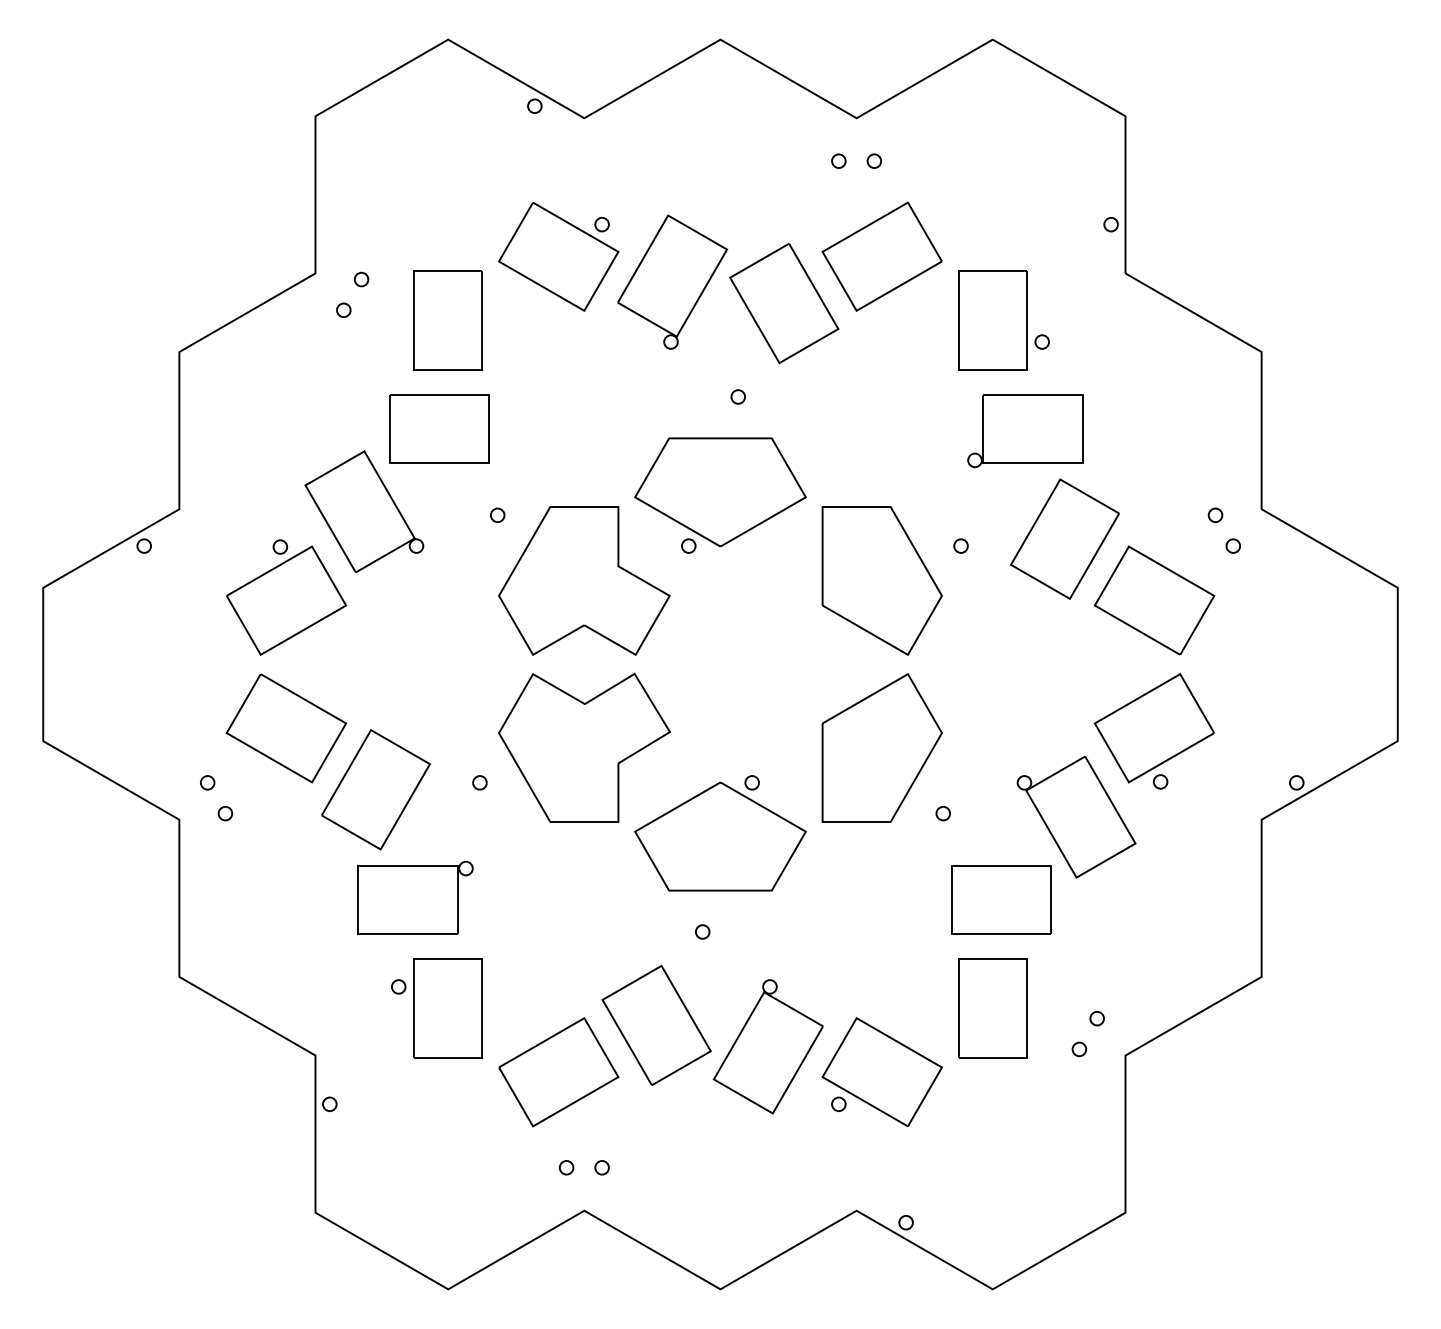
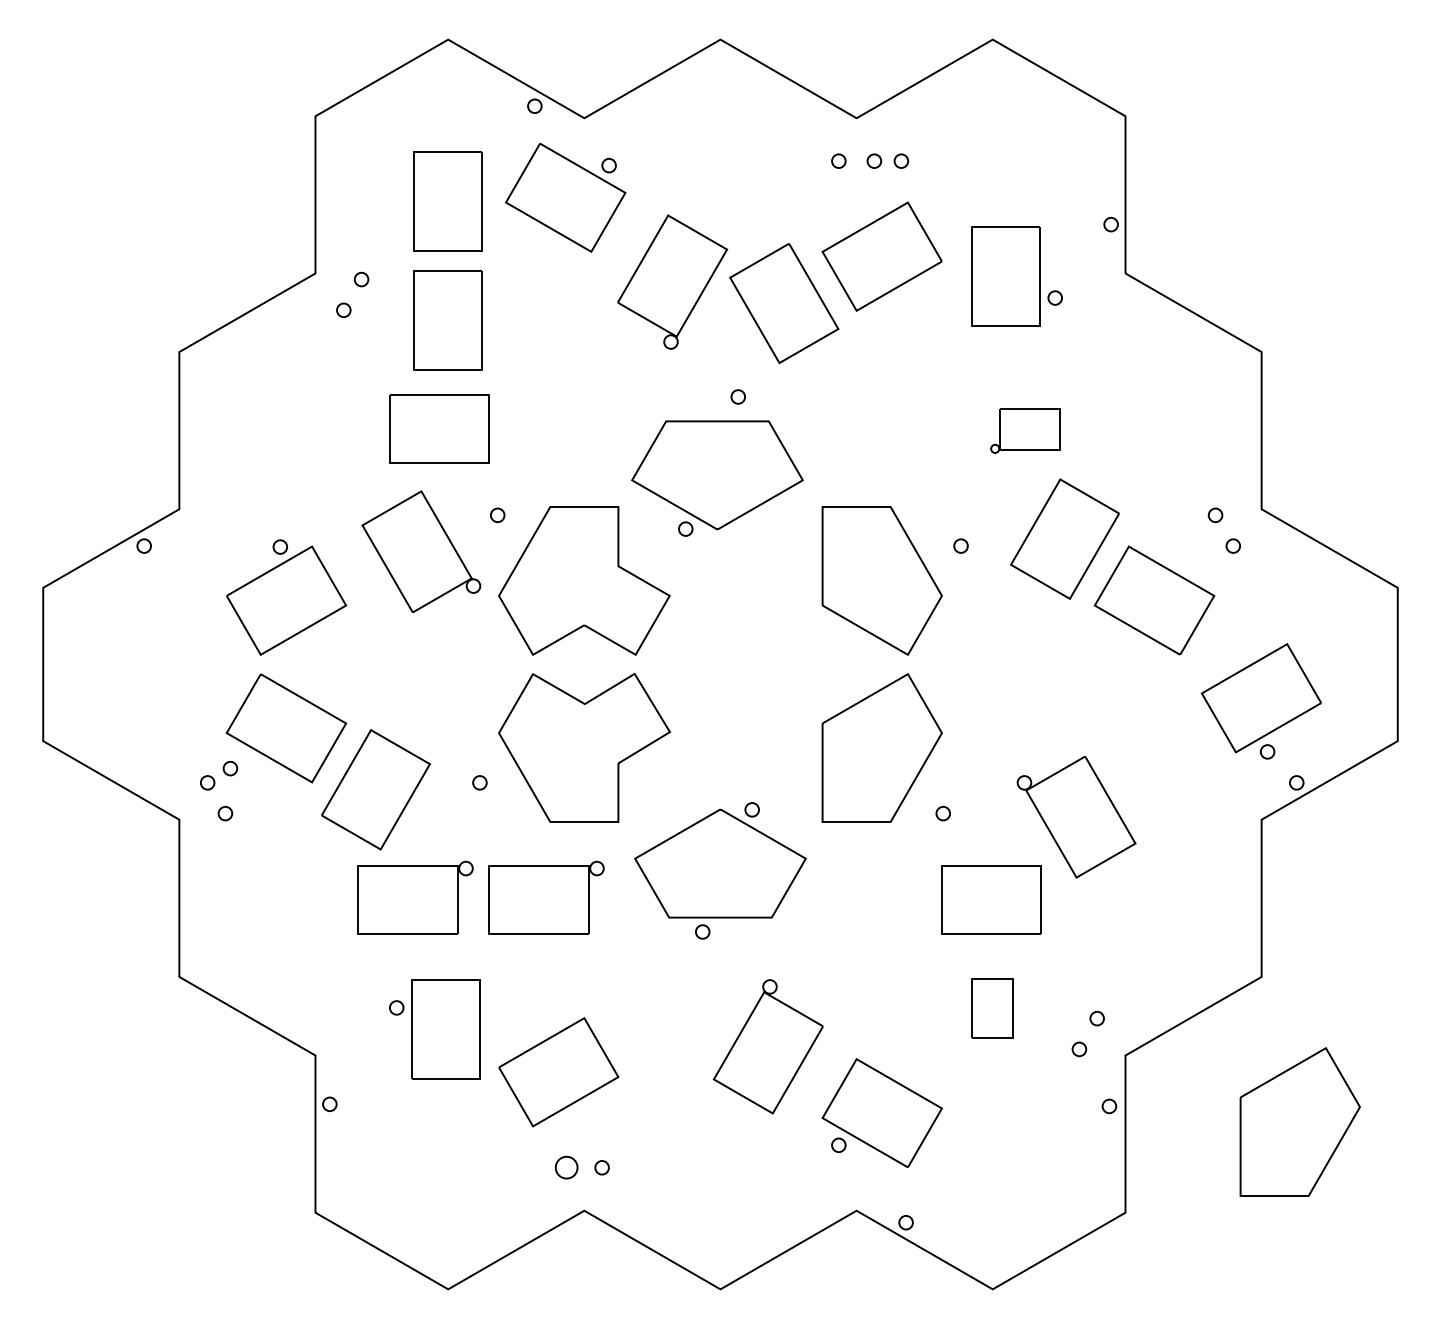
circle: none -> present (901, 160)
part: none -> present (447, 201)
part position: (558, 256) -> (565, 197) (565, 197)
part position: (1003, 320) -> (1016, 276) (1016, 276)
part size: 117x75 px -> 71x46 px (1025, 430)
part position: (720, 495) -> (717, 478) (717, 478)
part position: (364, 511) -> (421, 551) (421, 551)
part position: (1153, 731) -> (1260, 701) (1260, 701)
circle: none -> present (230, 768)
part position: (720, 833) -> (720, 860) (720, 860)
part: none -> present (546, 897)
part position: (1001, 899) -> (991, 899) (991, 899)
part position: (436, 1008) -> (434, 1029) (434, 1029)
part size: 70x101 px -> 43x61 px (992, 1008)
part: present -> none (656, 1024)
part position: (881, 1071) -> (881, 1112) (881, 1112)
circle: none -> present (1109, 1106)
part: none -> present (1299, 1121)
circle size: 17x16 px -> 25x25 px (566, 1167)
